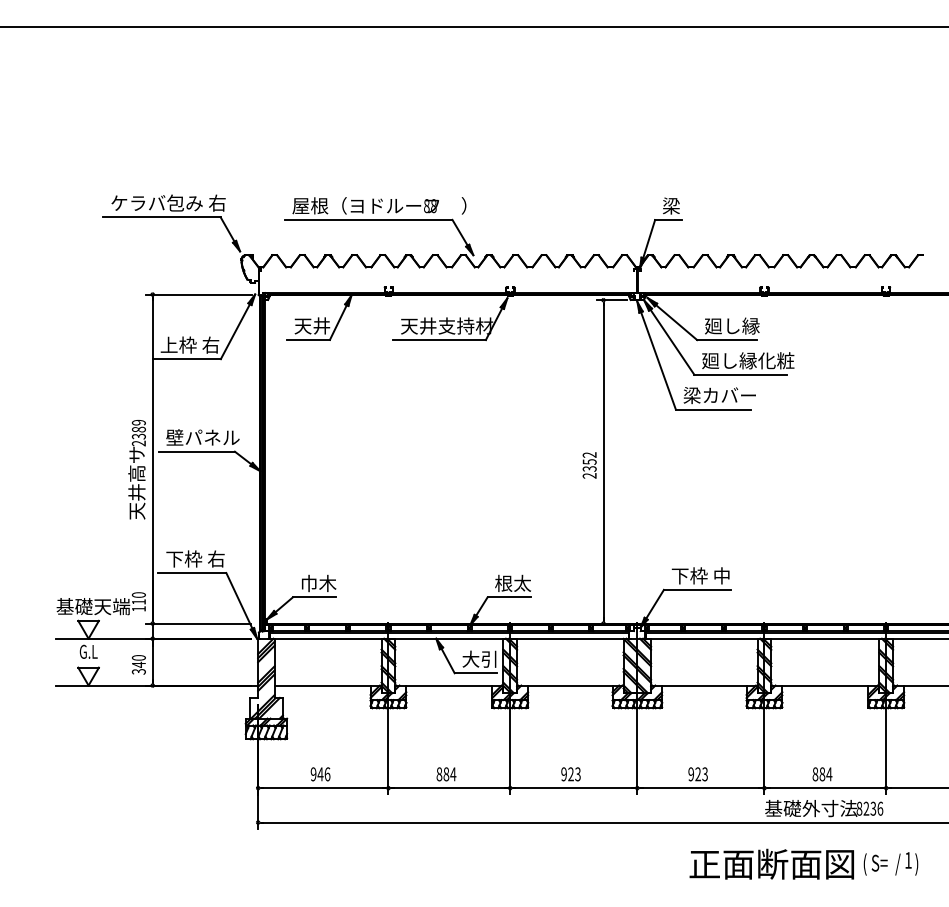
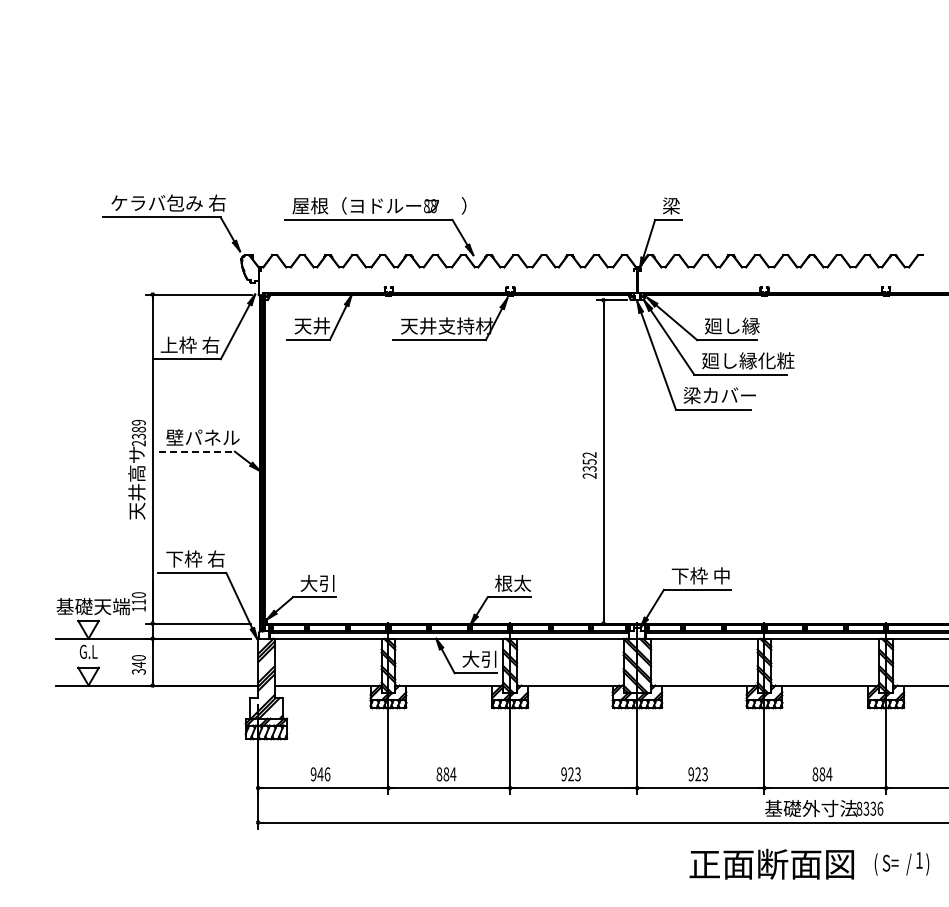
line: present -> none (473, 27)
line: solid -> dashed (197, 451)
text: 巾木 -> 大引 (318, 583)
text: 8236 -> 8336 (866, 809)
text position: (890, 863) -> (901, 863) (901, 863)
